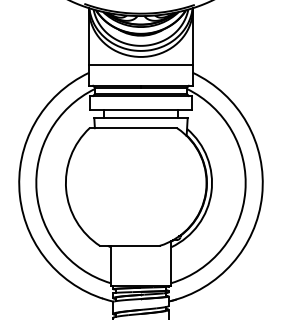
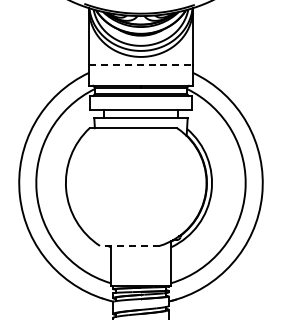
line: solid -> dashed (141, 65)
line: solid -> dashed (129, 245)
